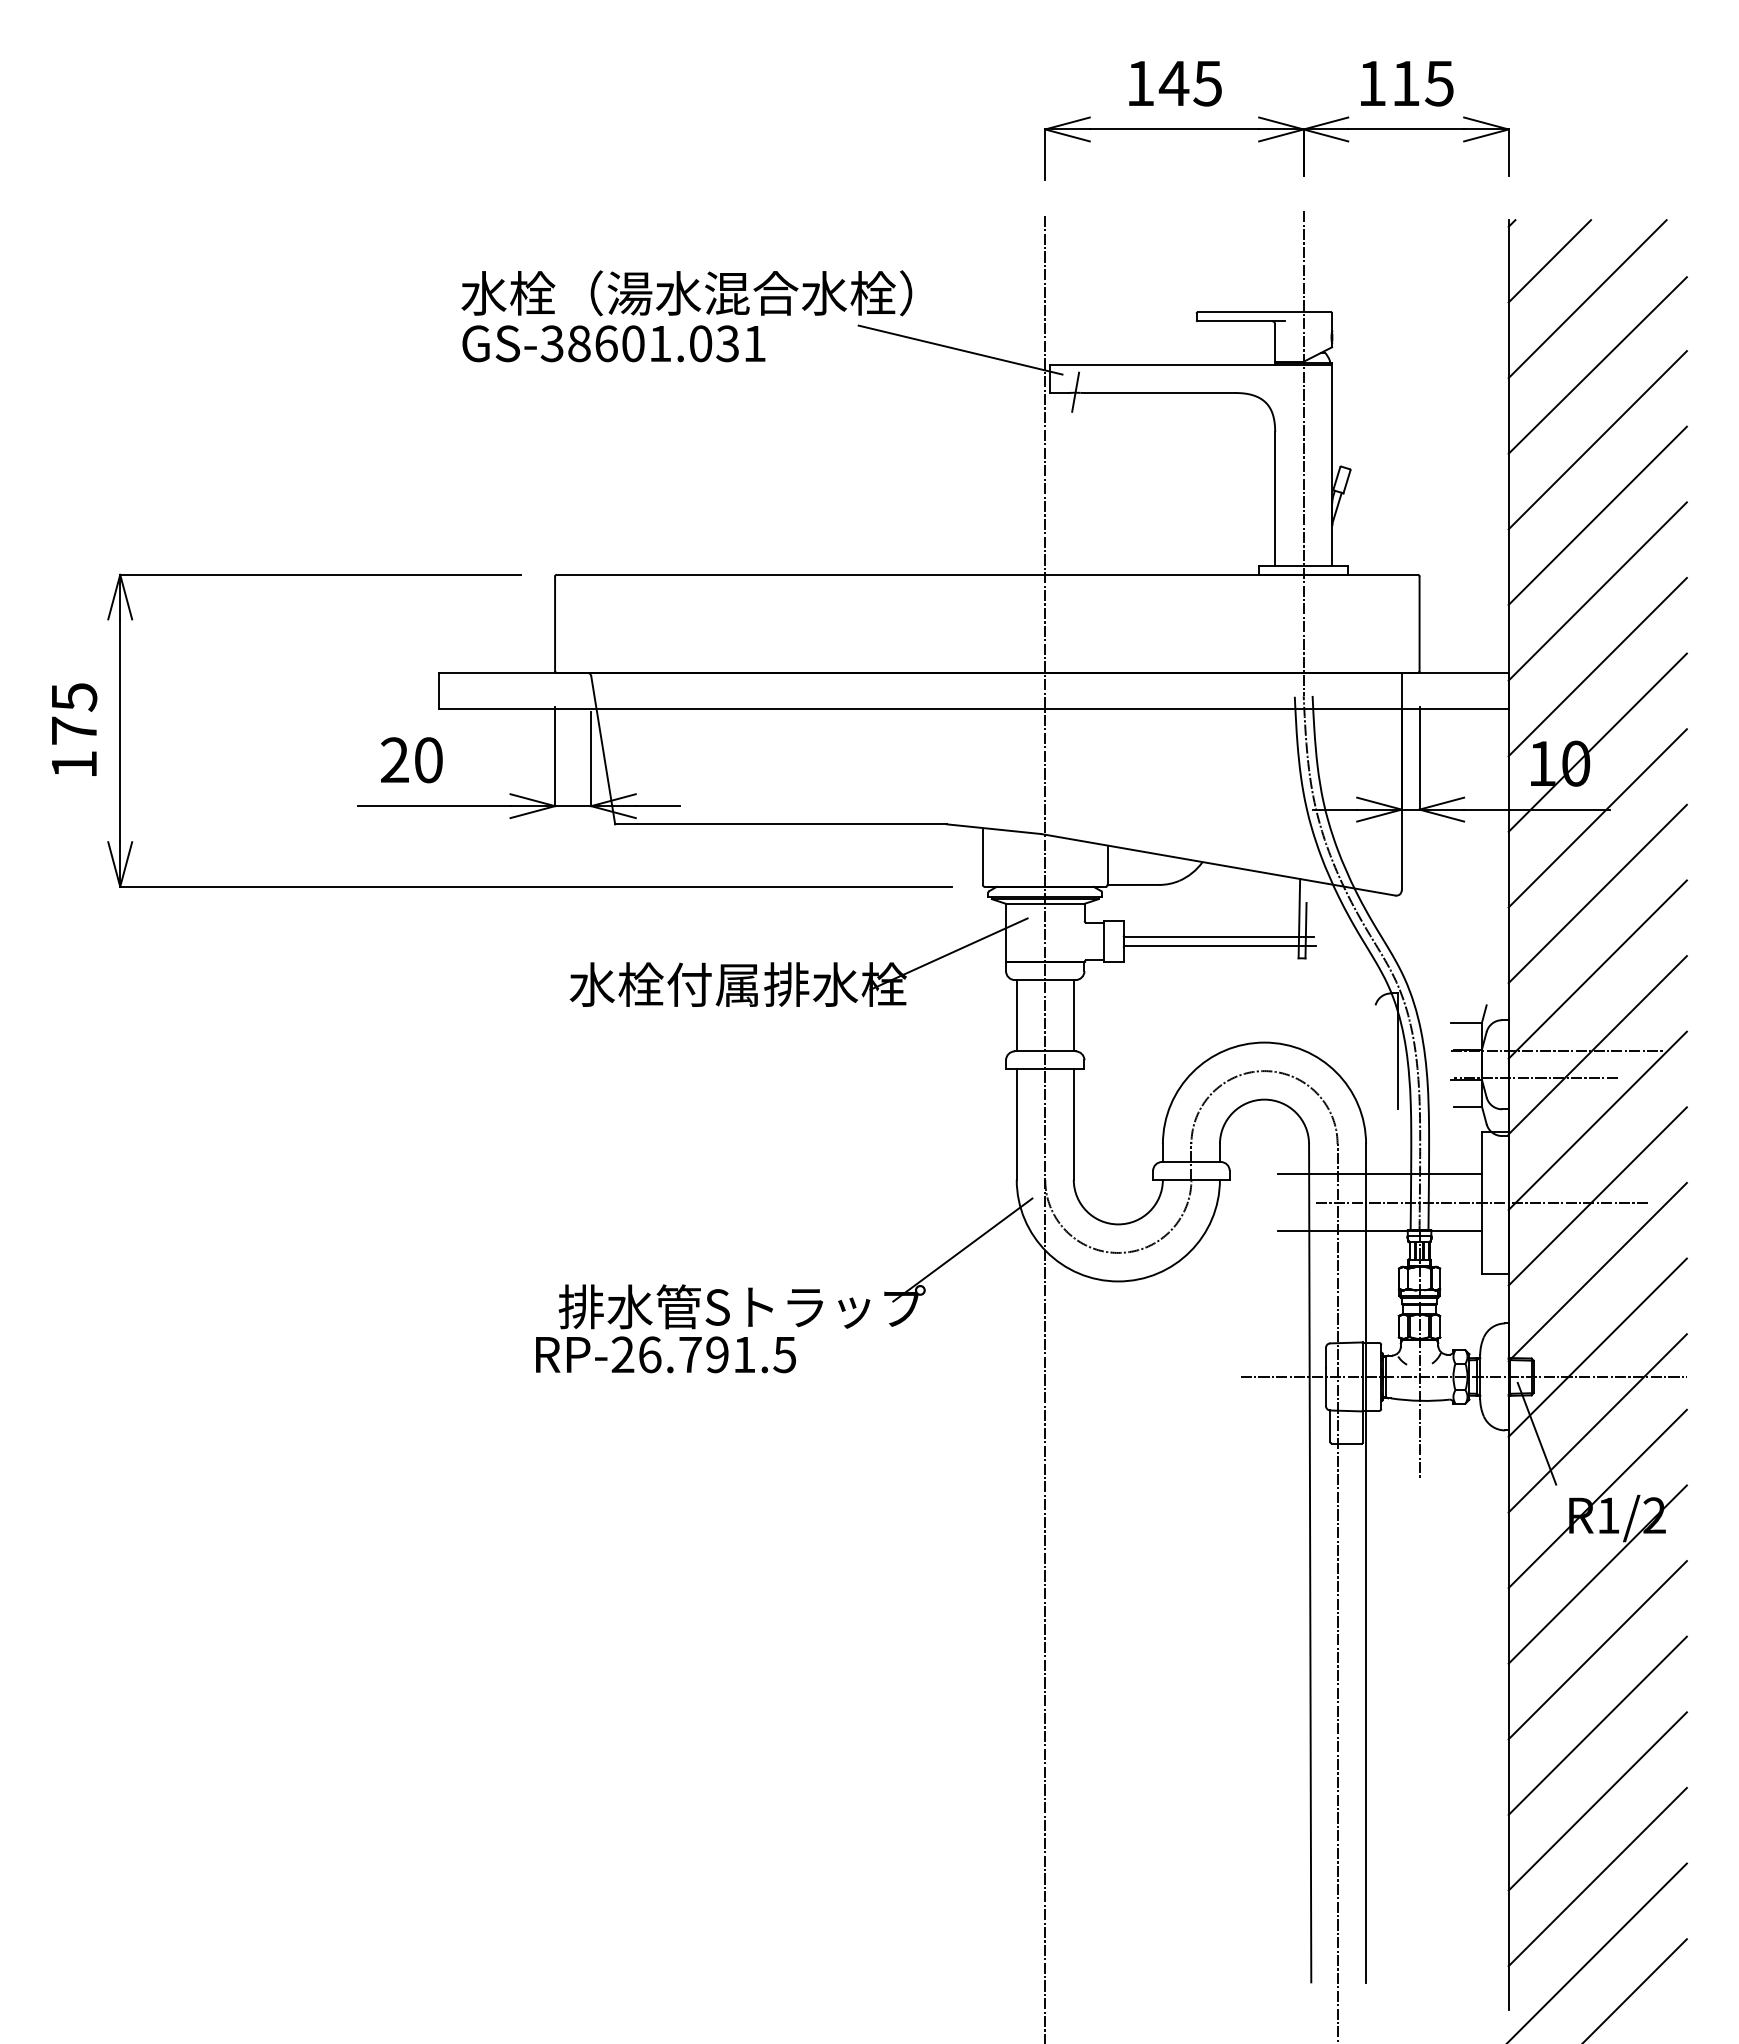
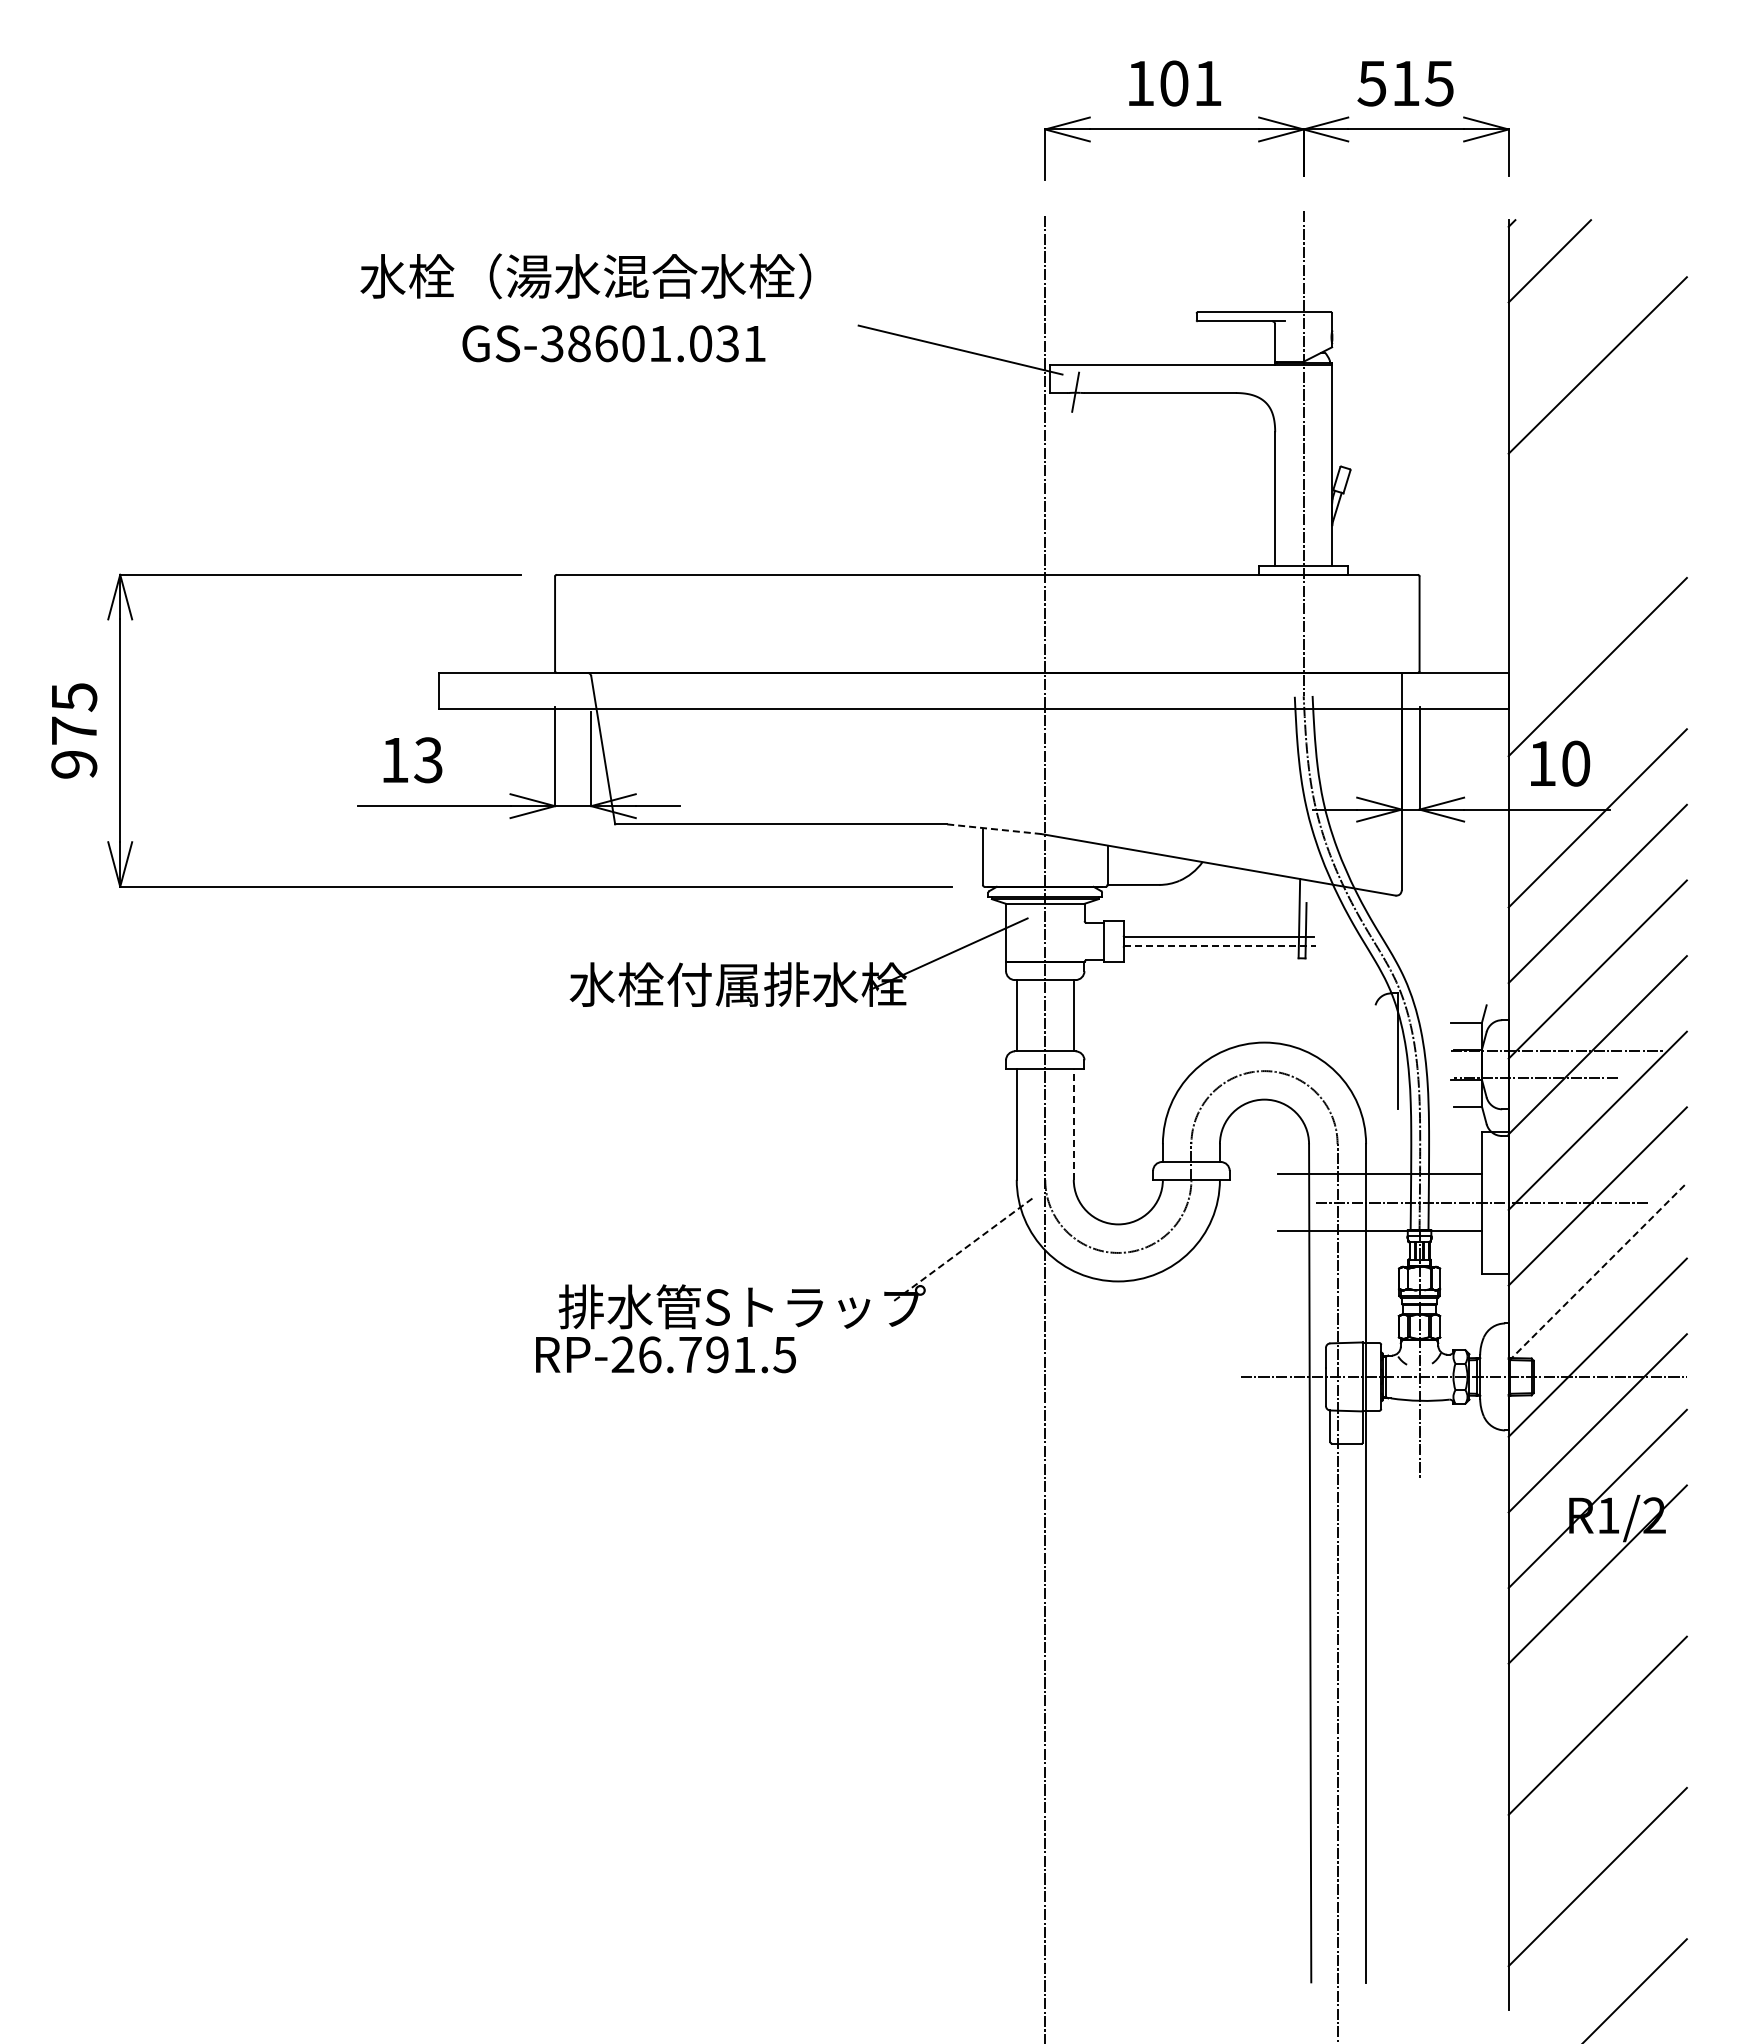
text: 145 -> 101 (1189, 83)
text: 115 -> 515 (1371, 83)
text position: (686, 293) -> (585, 276) (585, 276)
line: present -> none (1587, 299)
line: present -> none (1597, 440)
line: present -> none (1597, 515)
line: present -> none (1597, 591)
line: present -> none (1597, 742)
text: 20 -> 13 (411, 760)
text: 175 -> 975 (74, 764)
line: solid -> dashed (994, 829)
line: solid -> dashed (1220, 946)
line: solid -> dashed (1073, 1124)
line: solid -> dashed (962, 1250)
line: solid -> dashed (1598, 1271)
line: present -> none (1536, 1433)
line: present -> none (1597, 1650)
line: present -> none (1597, 1801)
line: present -> none (1597, 1951)
